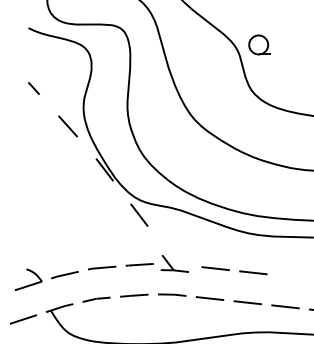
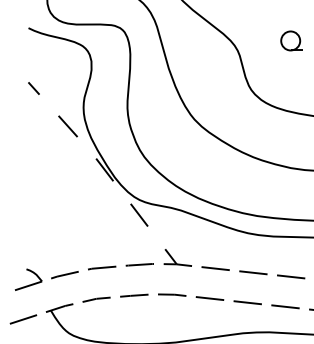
part position: (259, 44) -> (291, 40) (291, 40)
part position: (174, 263) -> (177, 257) (177, 257)
line: none -> present (291, 276)
